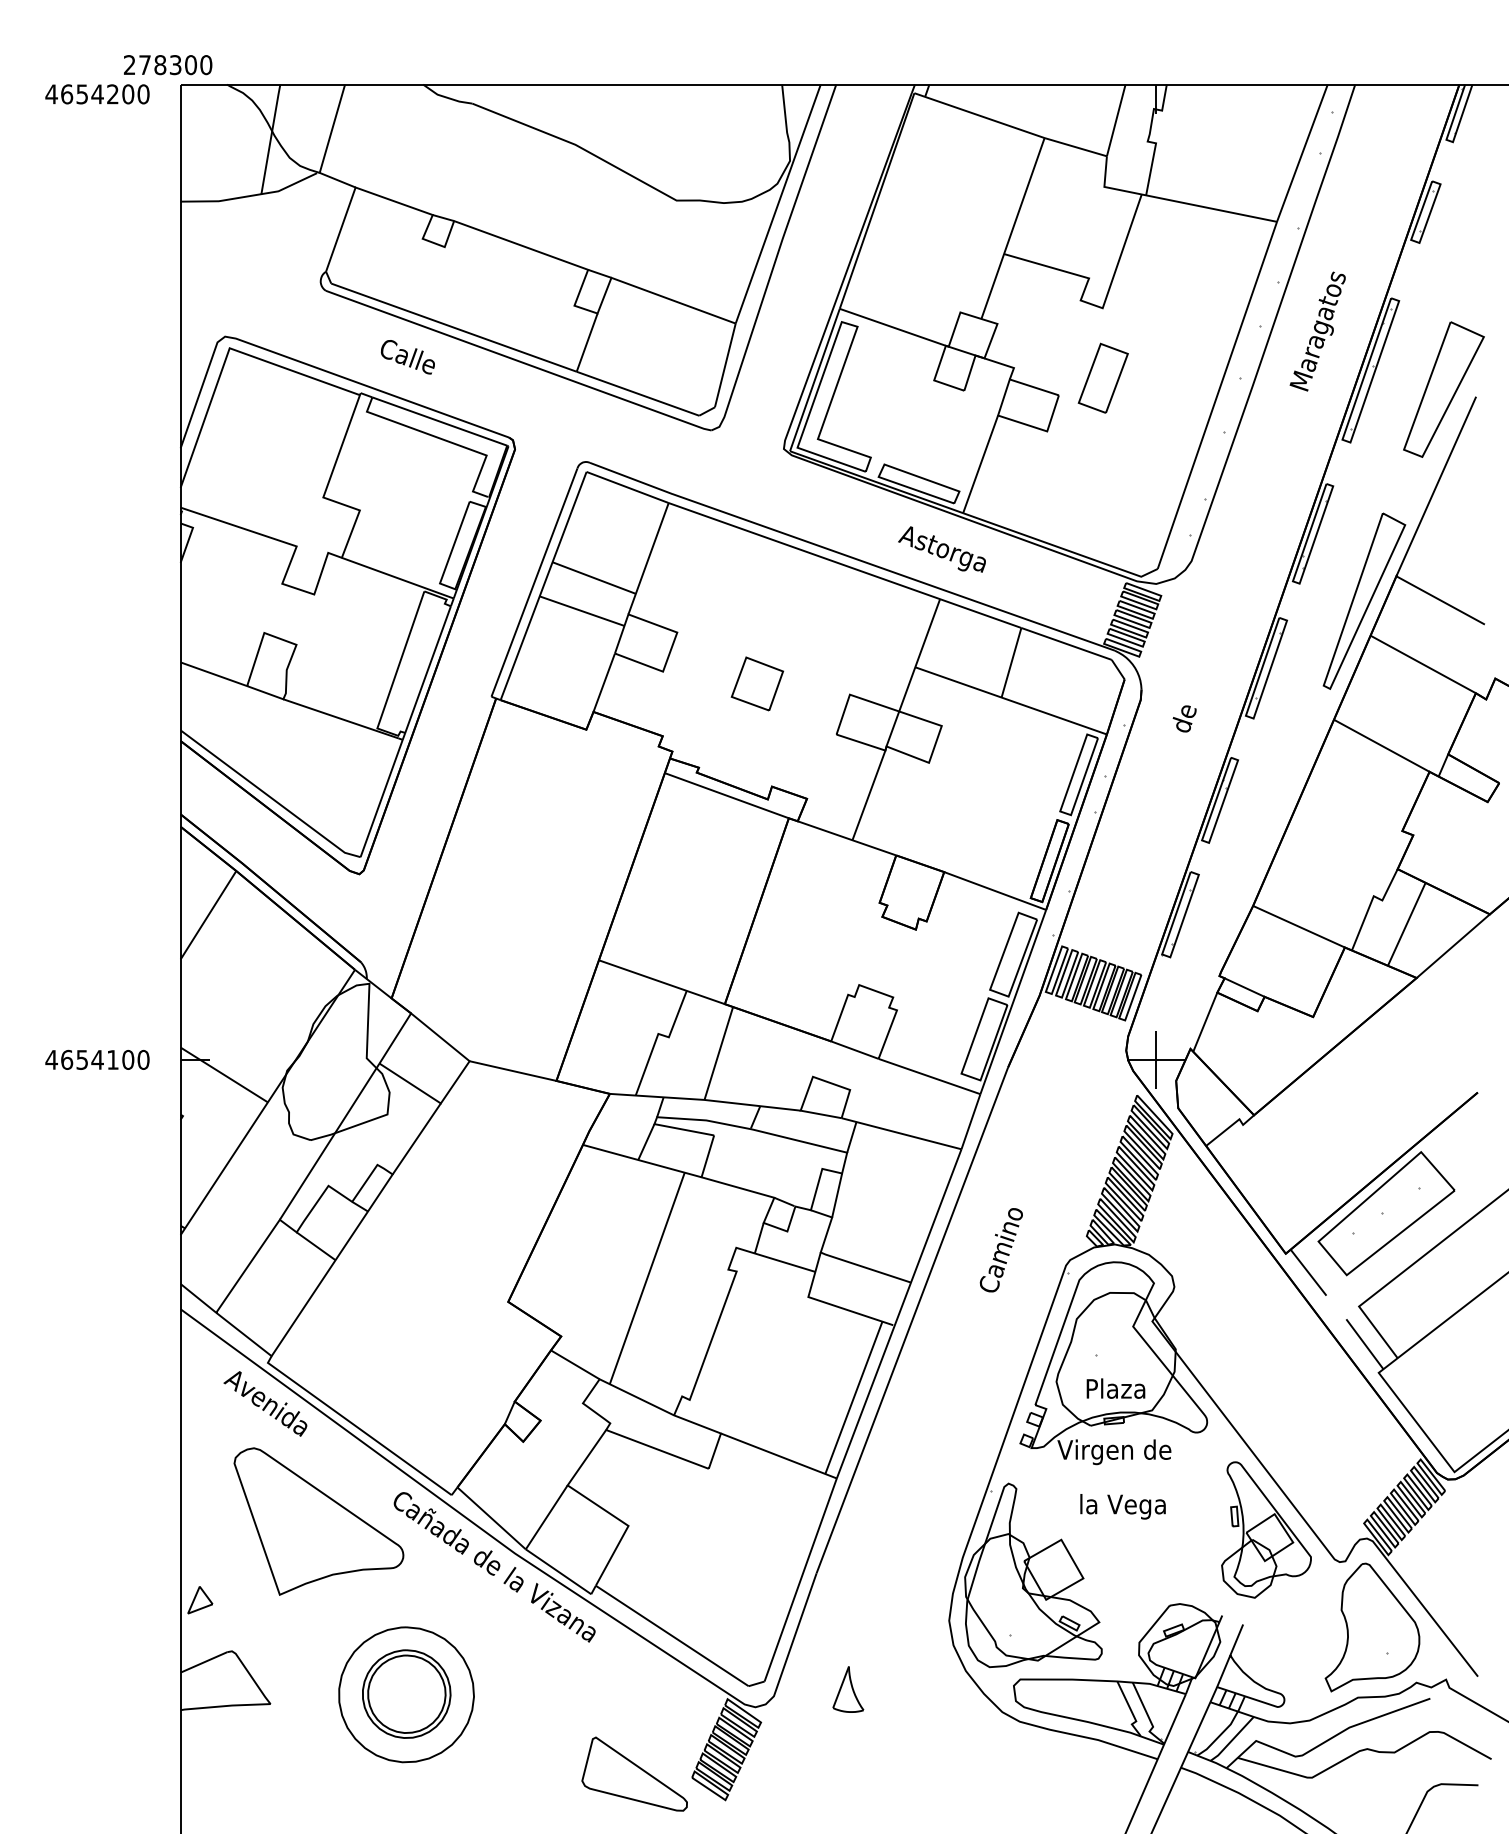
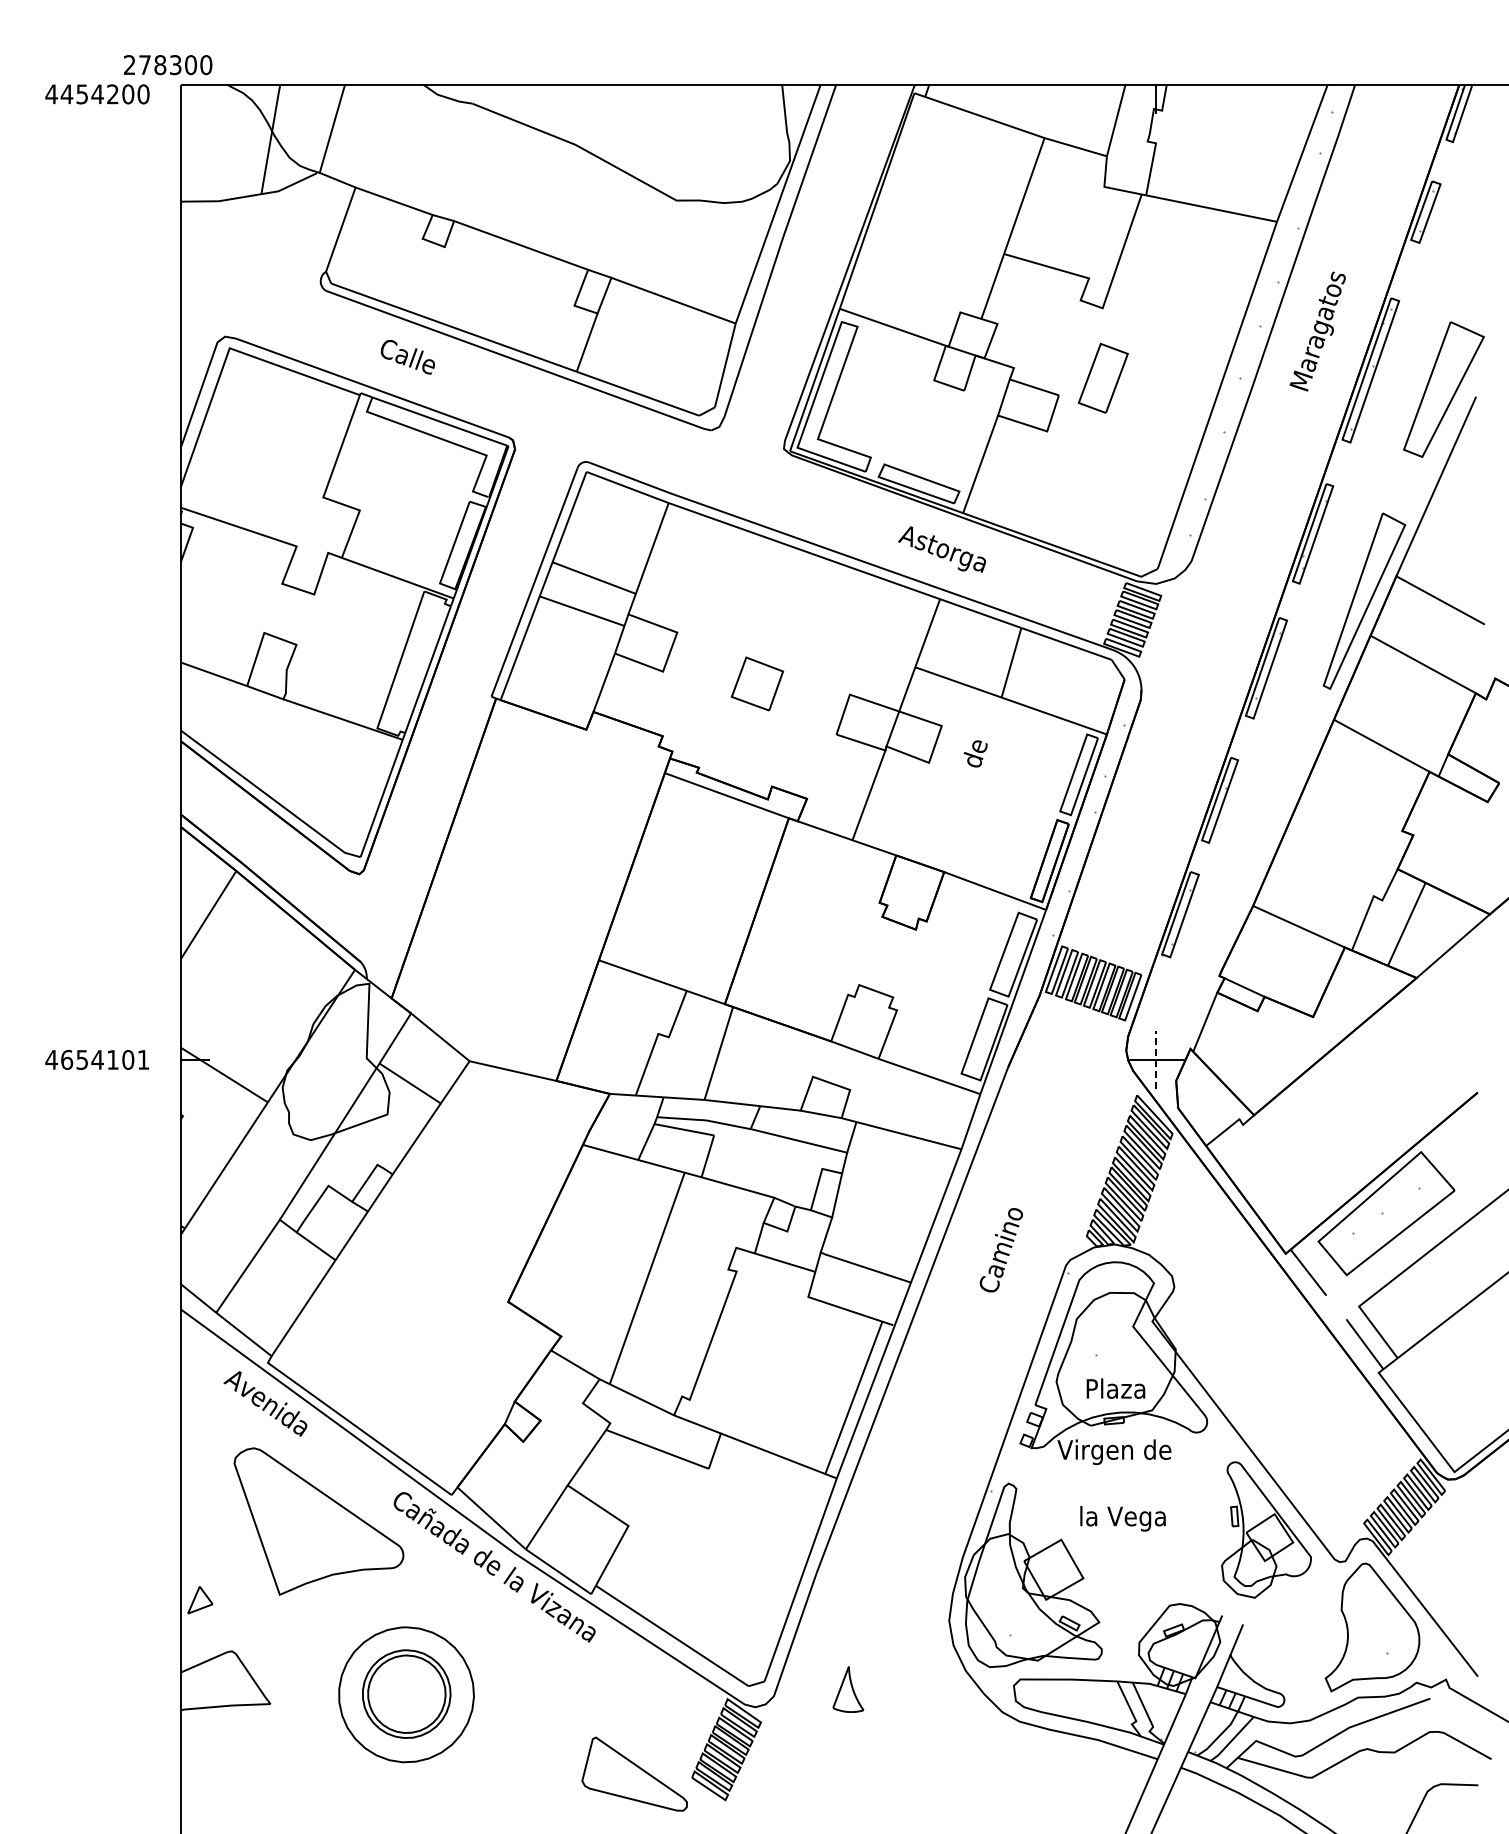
text: 4654200 -> 4454200 (66, 94)
text position: (1184, 718) -> (975, 753) (975, 753)
text: 4654100 -> 4654101 (143, 1059)
line: solid -> dashed (1155, 1059)
text position: (1122, 1506) -> (1122, 1518) (1122, 1518)
